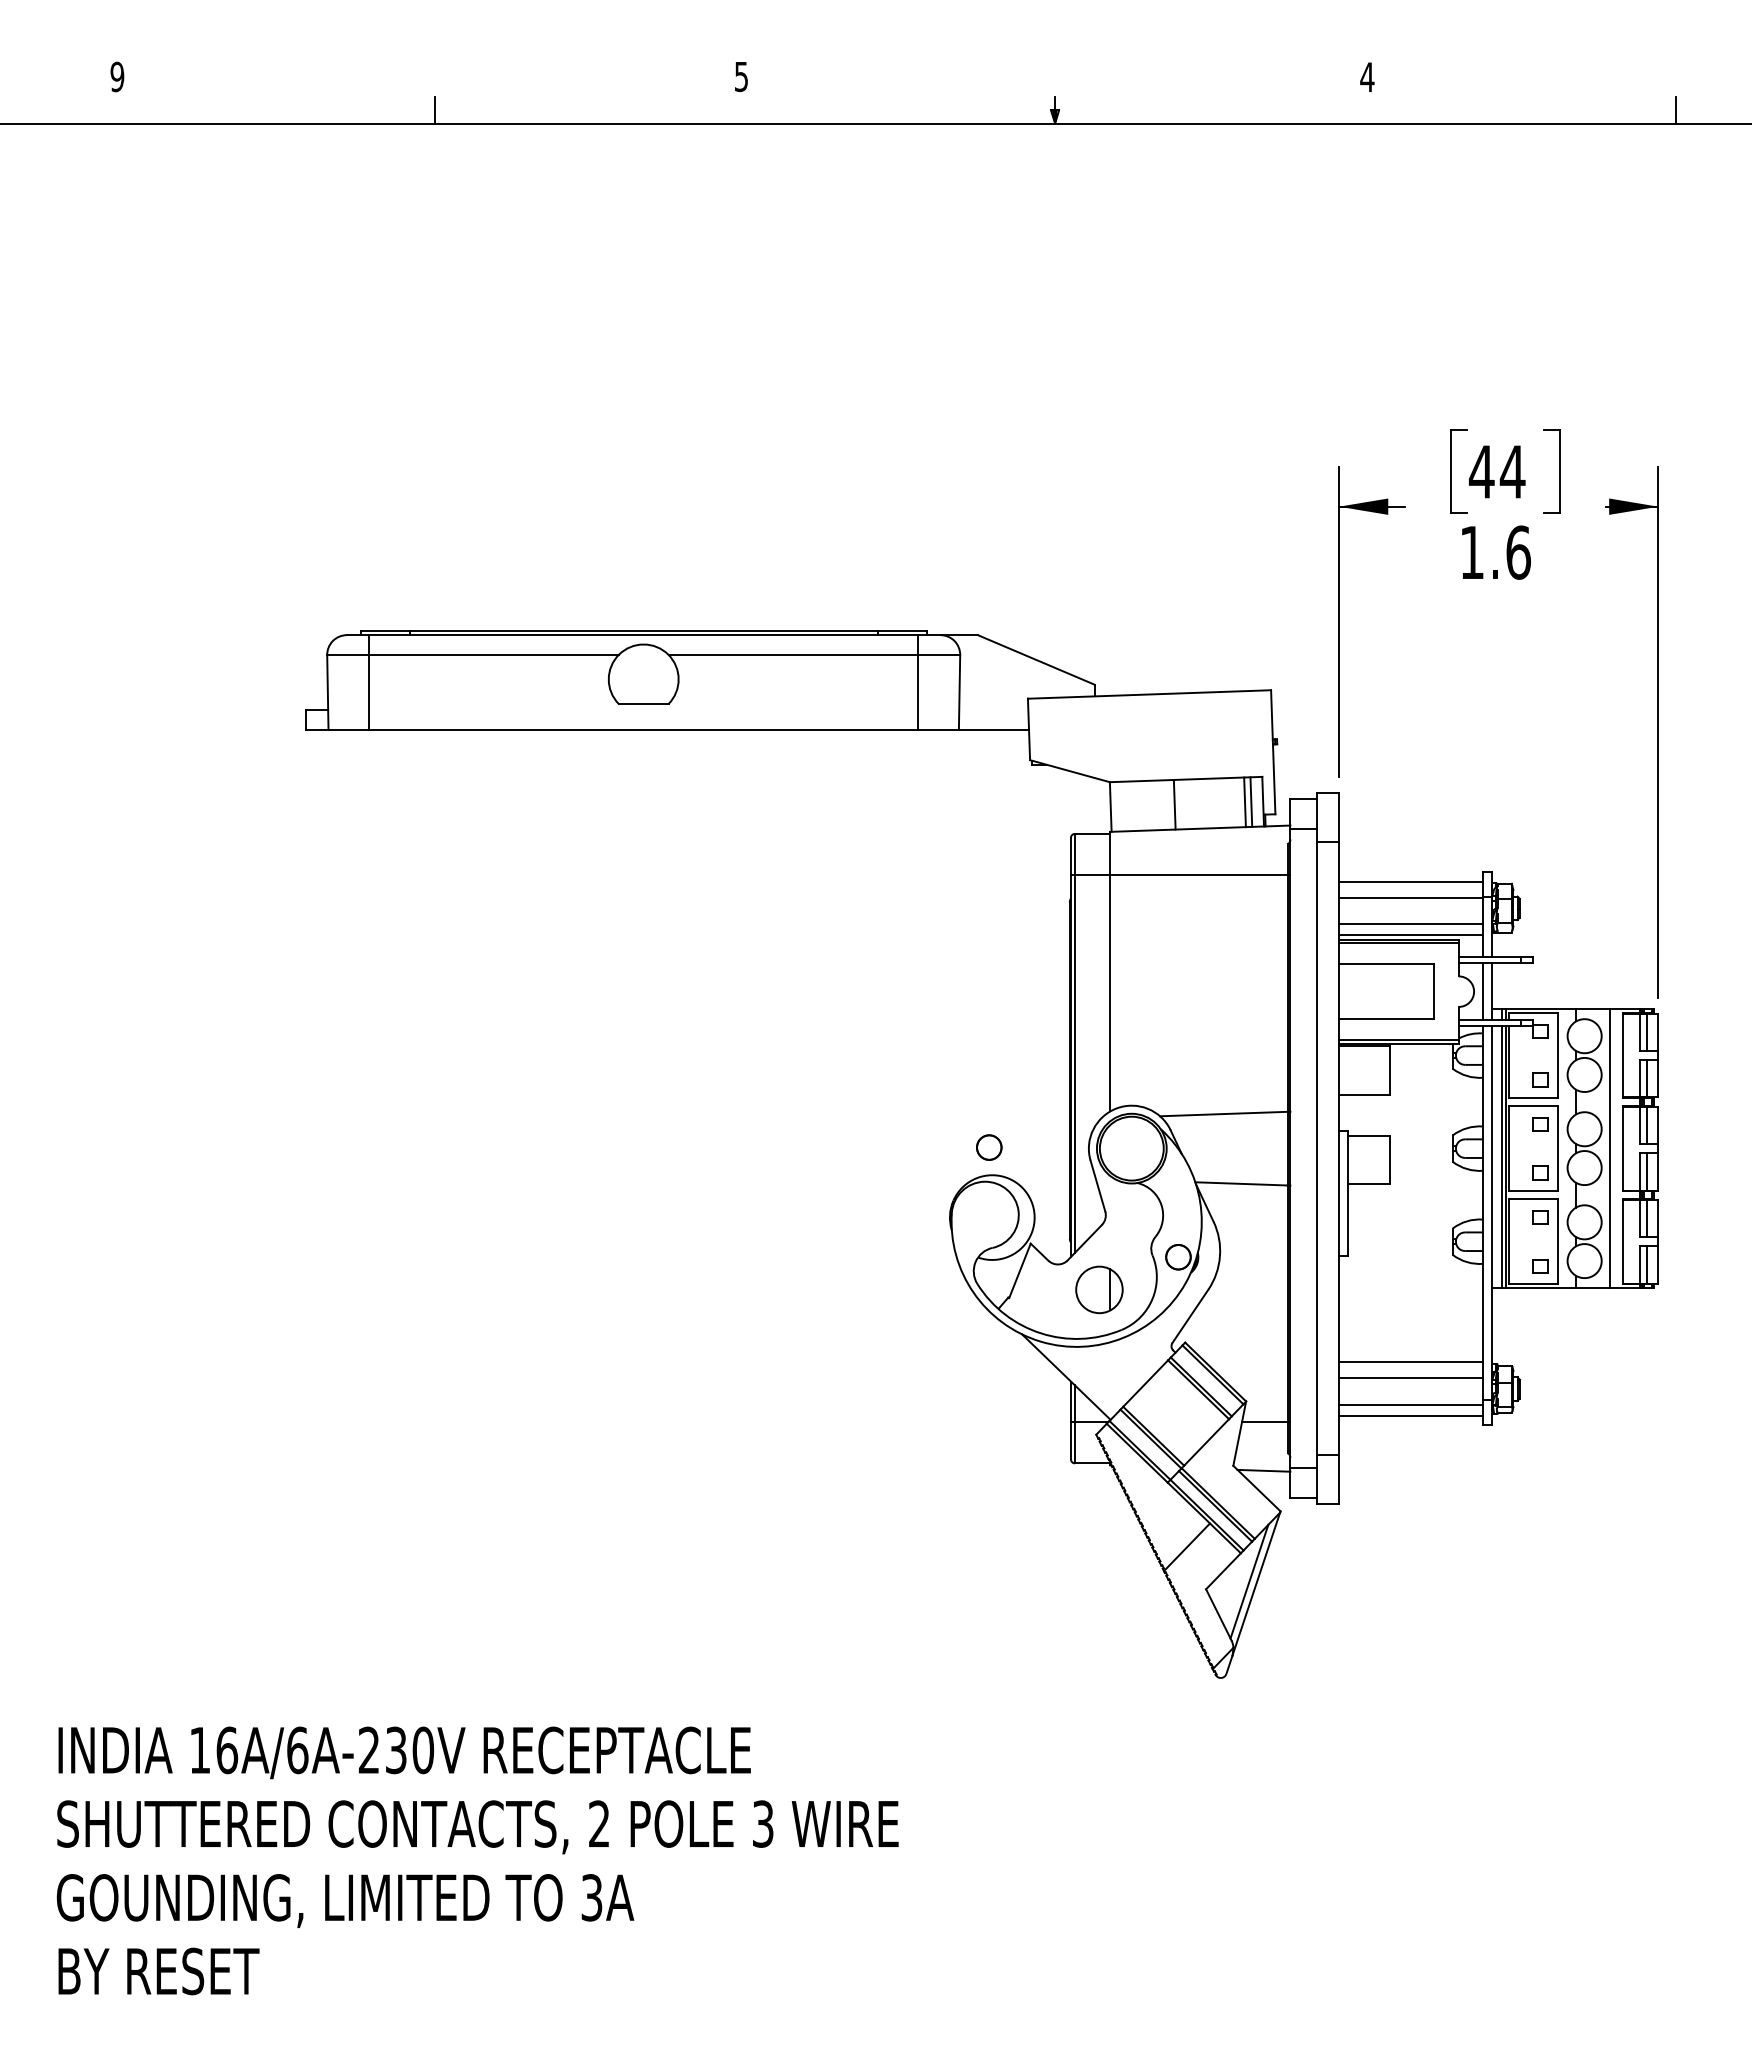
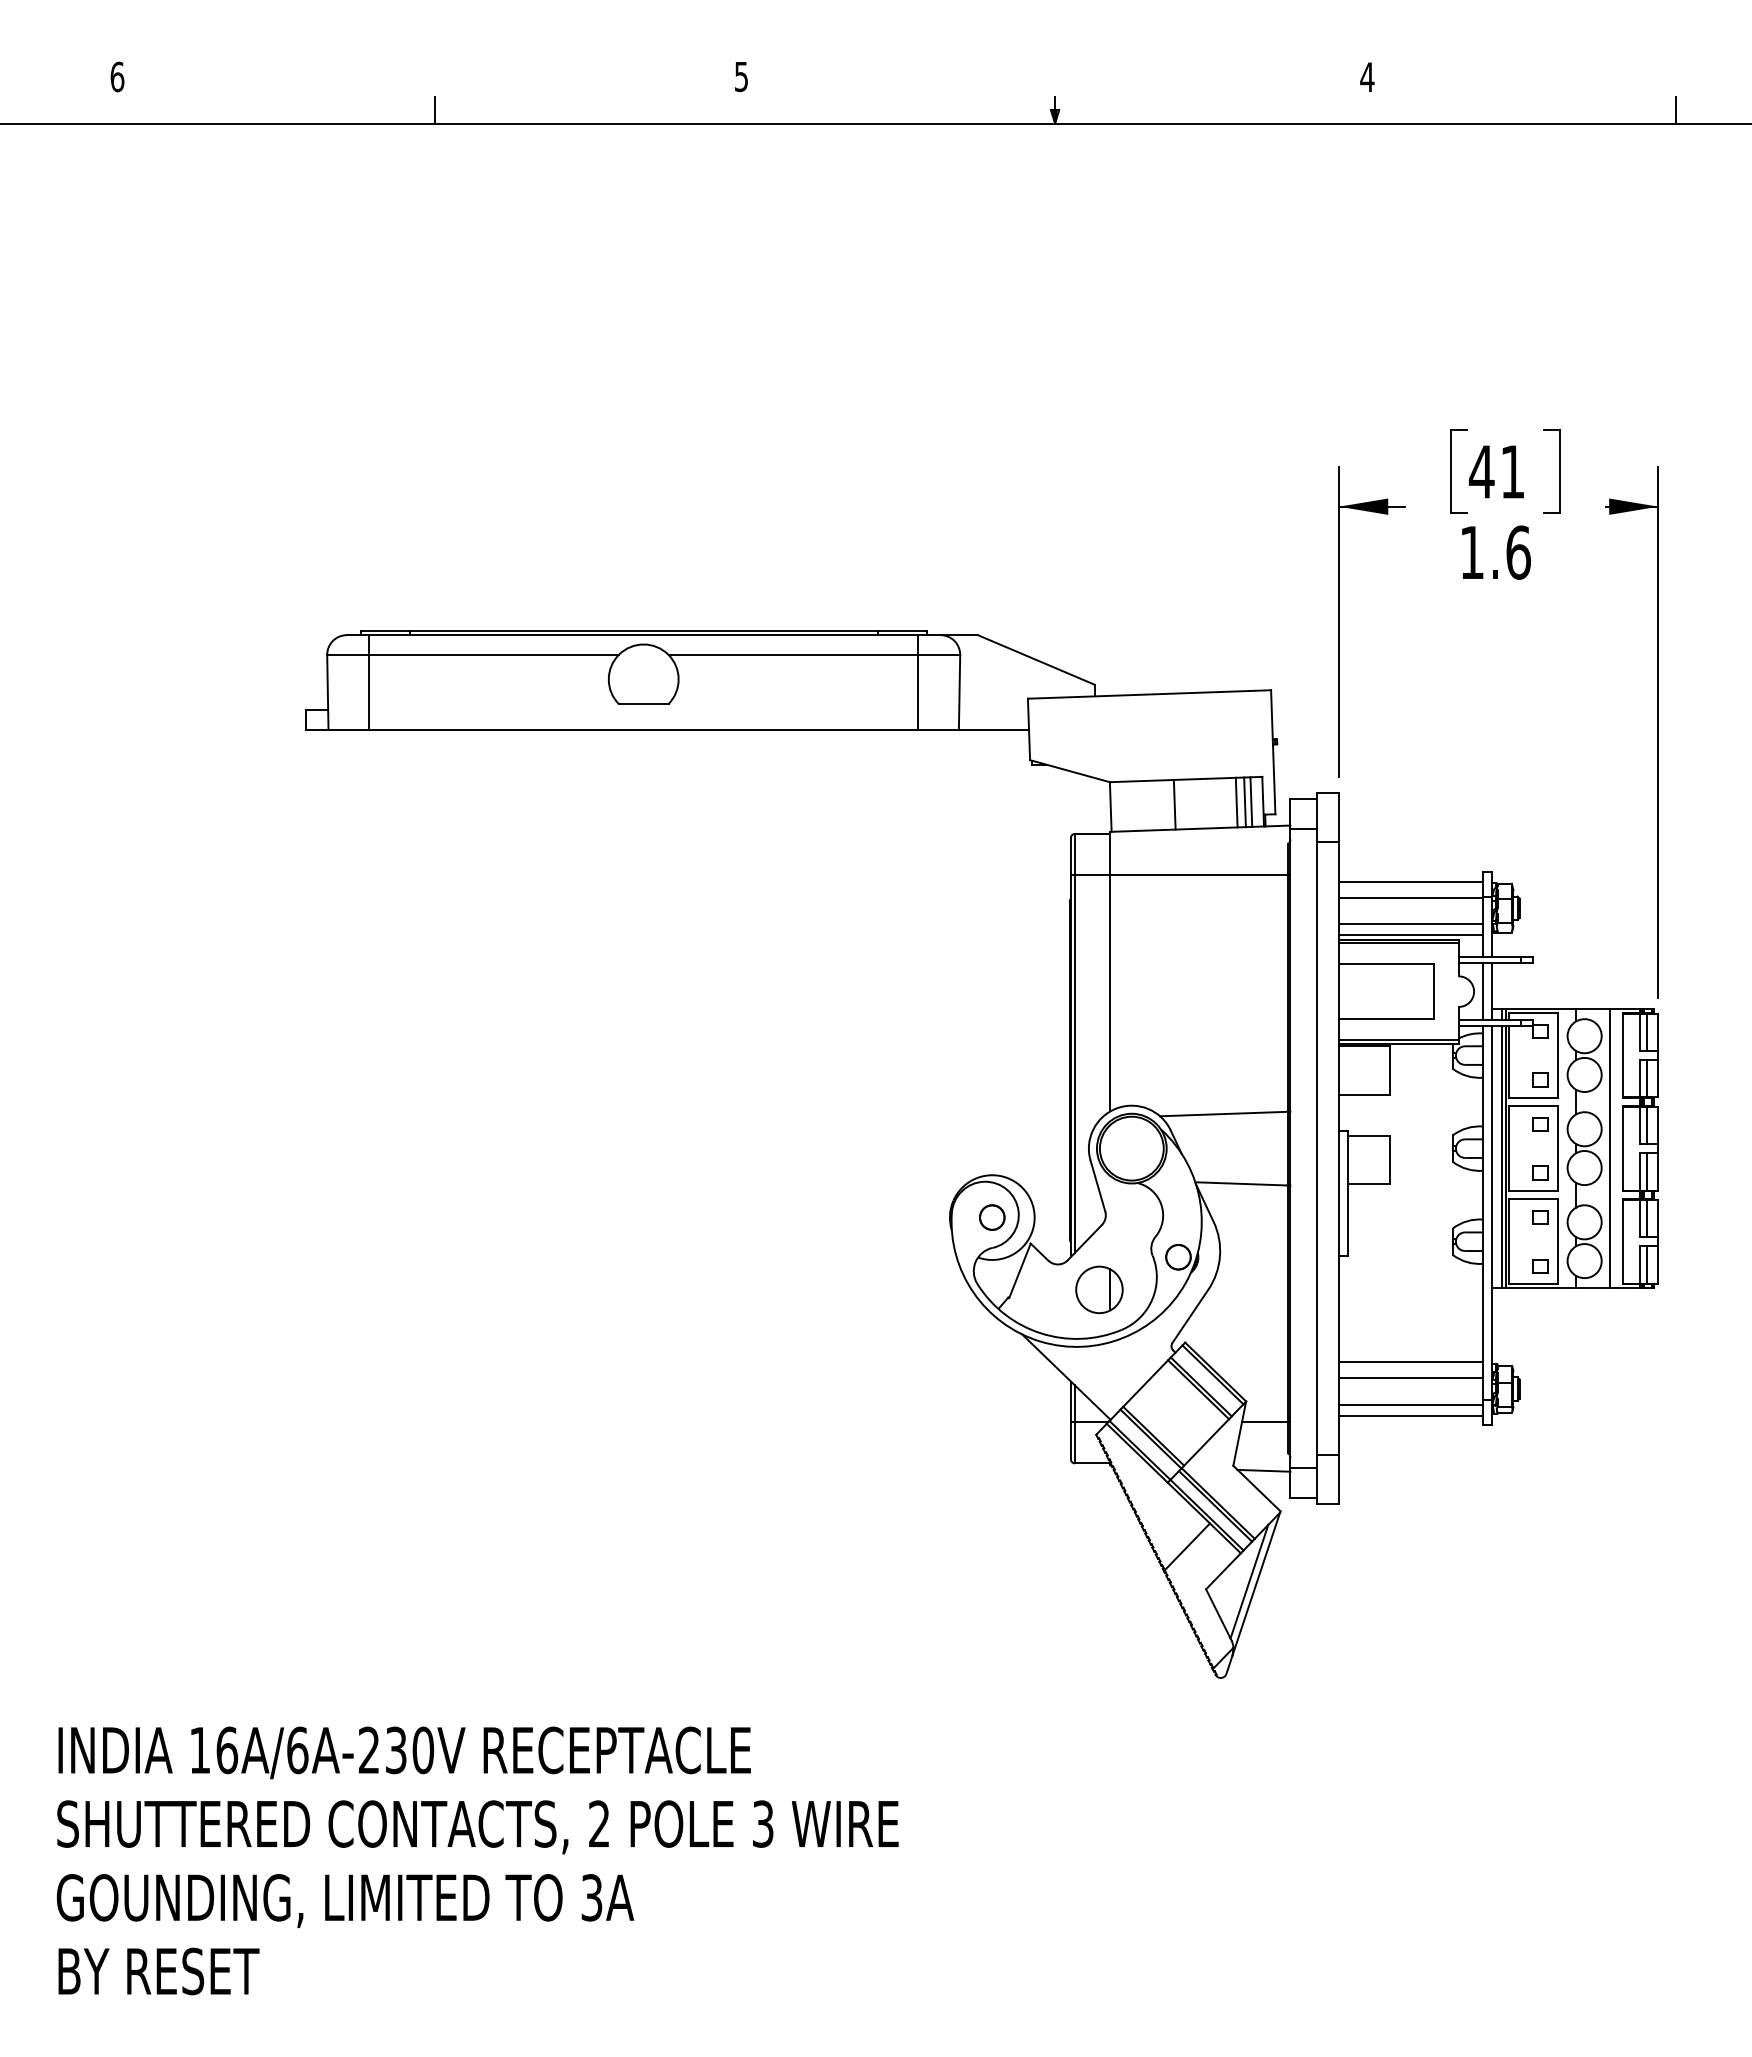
text: 9 -> 6 (117, 76)
text: 44 -> 41 (1512, 471)
line: none -> present (1236, 802)
circle position: (989, 1147) -> (992, 1217) (992, 1217)
